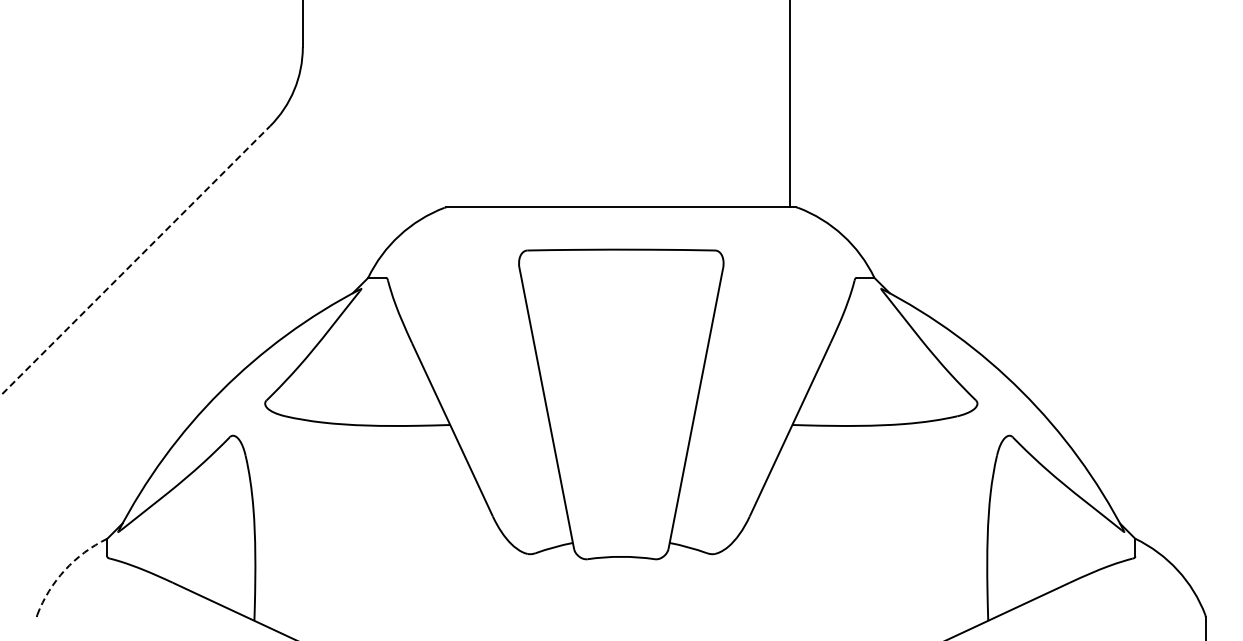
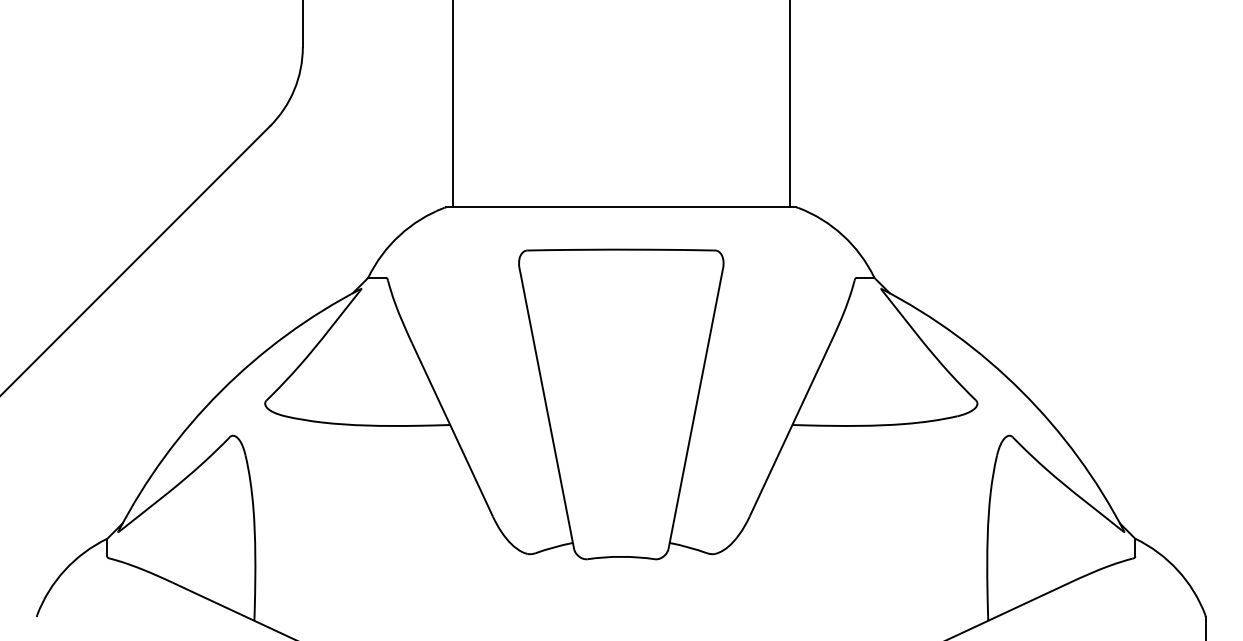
line: none -> present (452, 104)
line: dashed -> solid (135, 261)
arc: dashed -> solid (64, 570)
